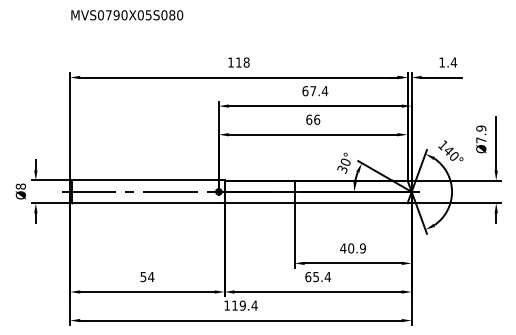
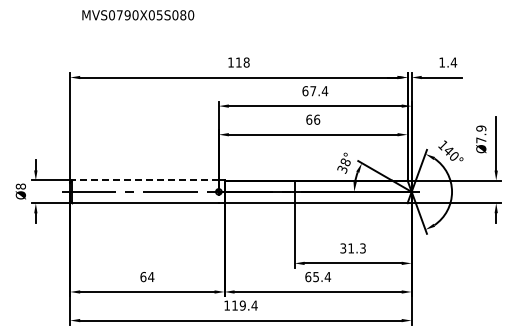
text position: (127, 15) -> (138, 15) (138, 15)
text: 30° -> 38° (345, 162)
line: solid -> dashed (145, 180)
text: 40.9 -> 31.3 (352, 248)
text: 54 -> 64 (143, 277)
